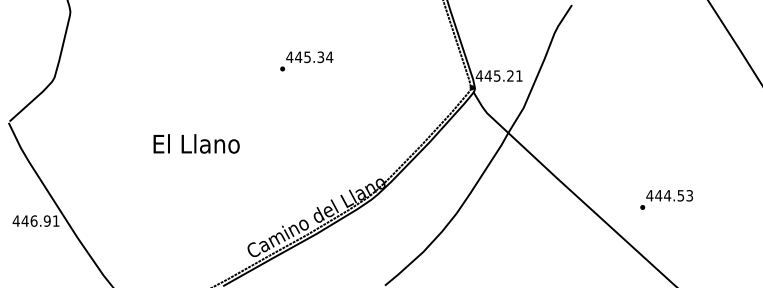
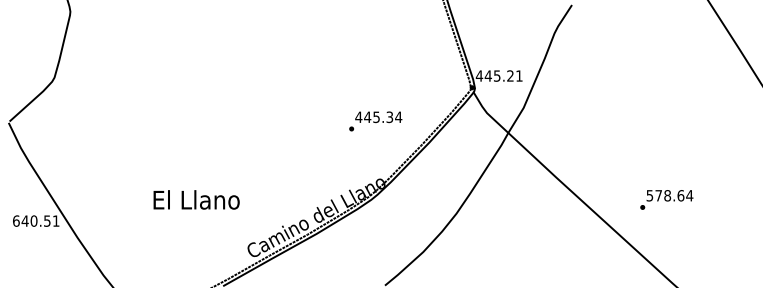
text position: (306, 61) -> (375, 121) (375, 121)
text position: (196, 143) -> (196, 199) (196, 199)
text: 444.53 -> 578.64 (669, 195)
text: 446.91 -> 640.51 (31, 220)
